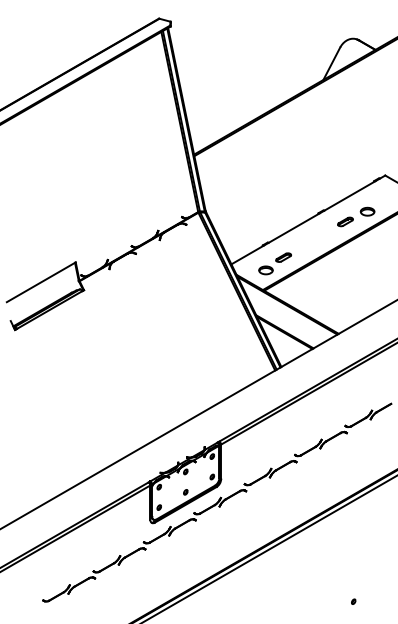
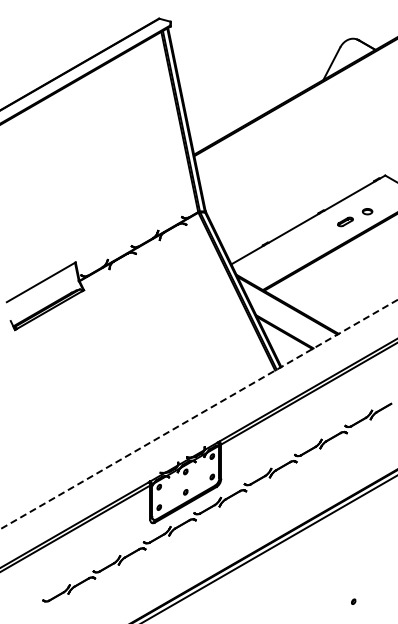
part size: 17x11 px -> 13x8 px (367, 211)
part: present -> none (274, 263)
line: solid -> dashed (199, 414)
